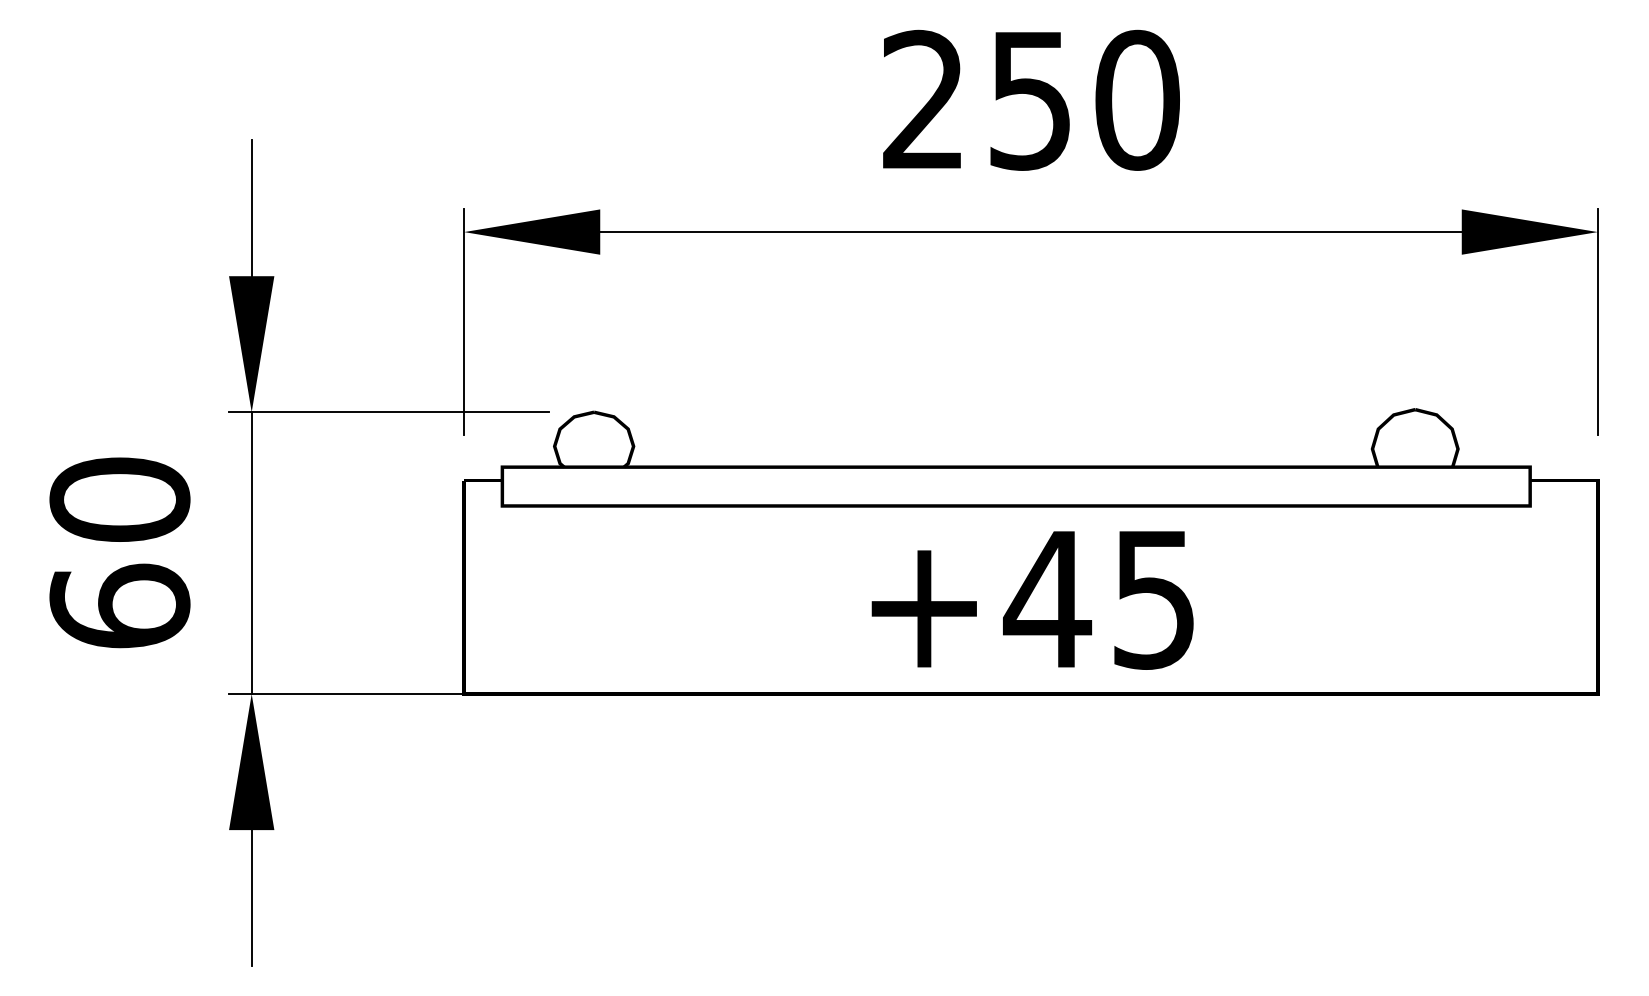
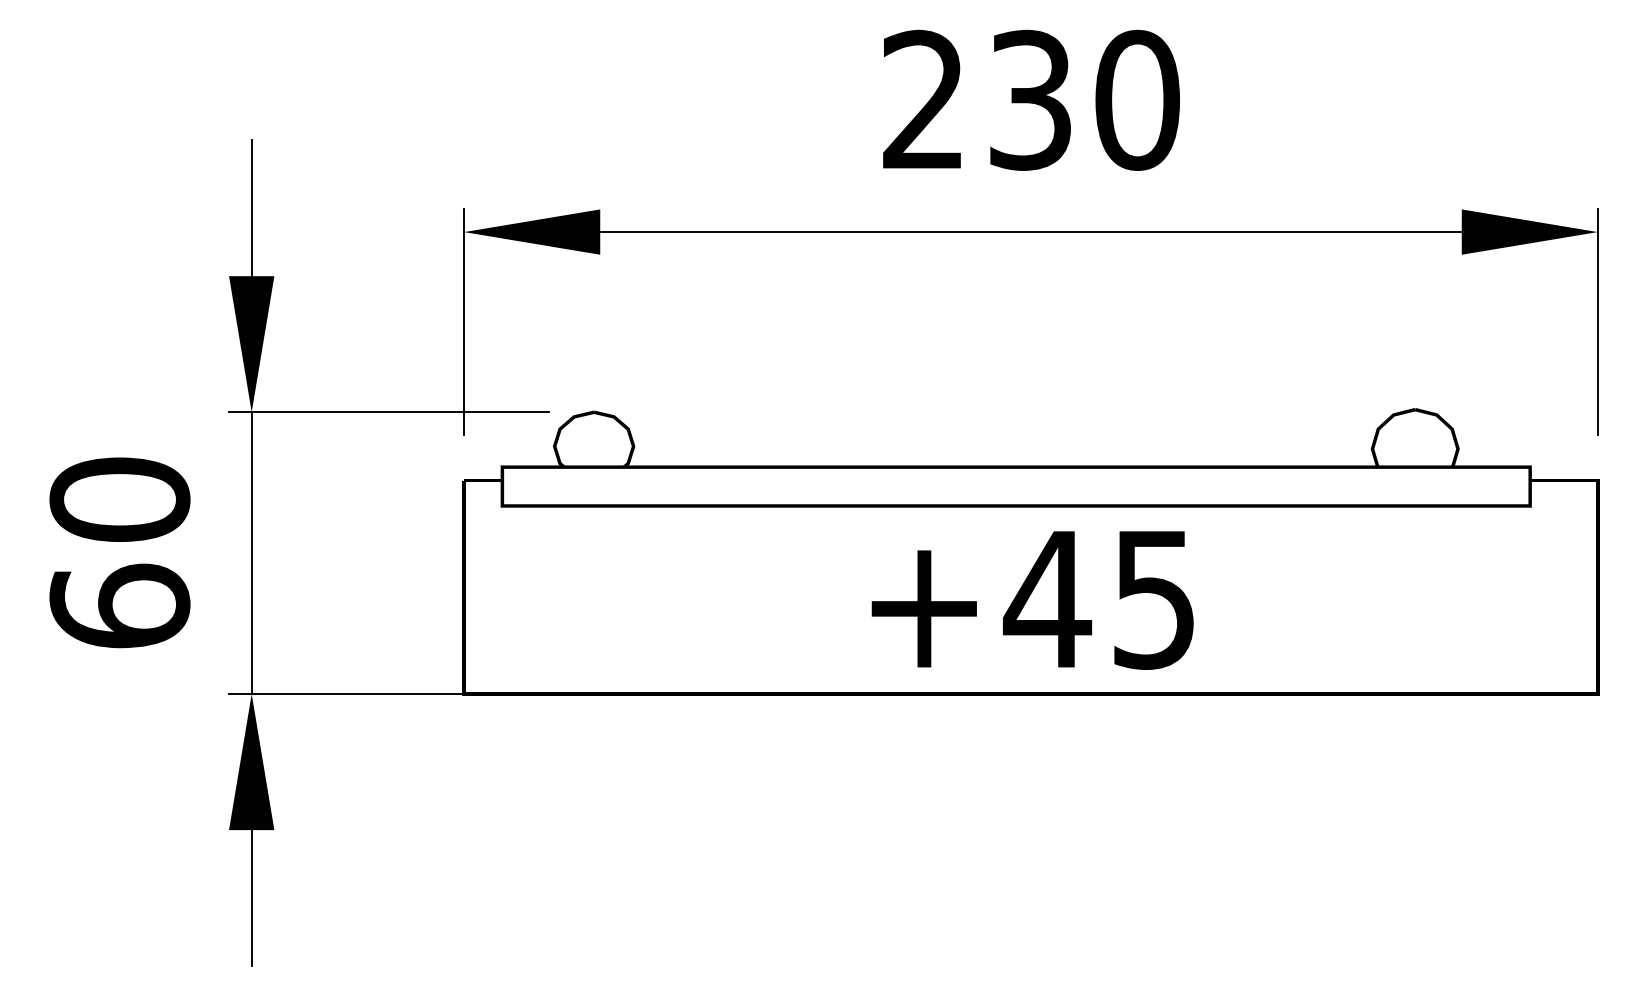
text: 250 -> 230 (1030, 99)
